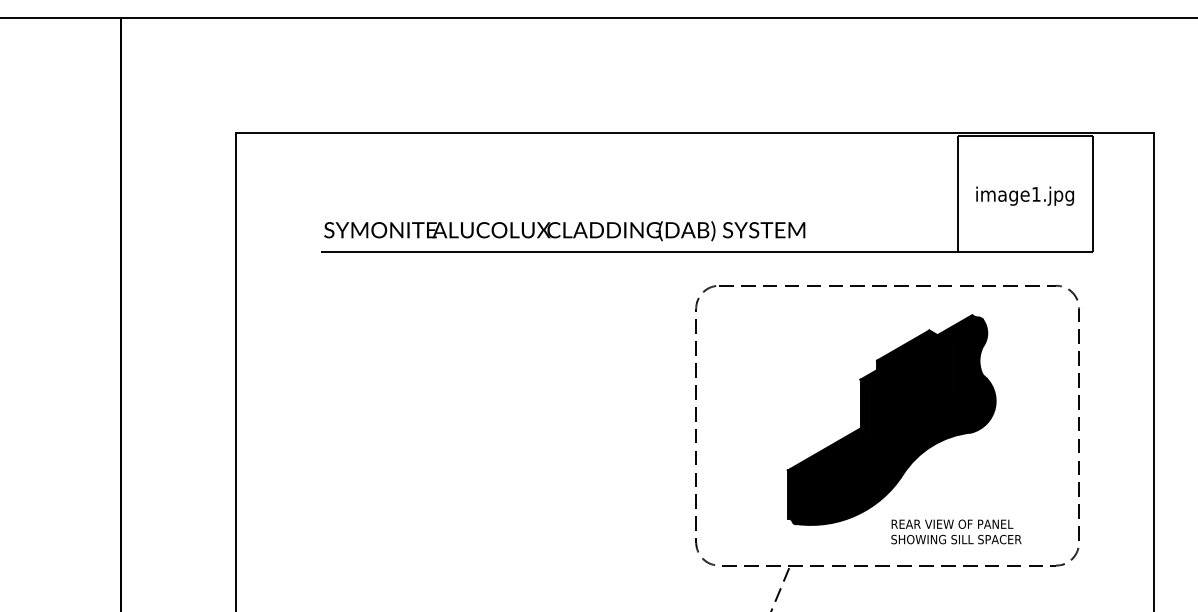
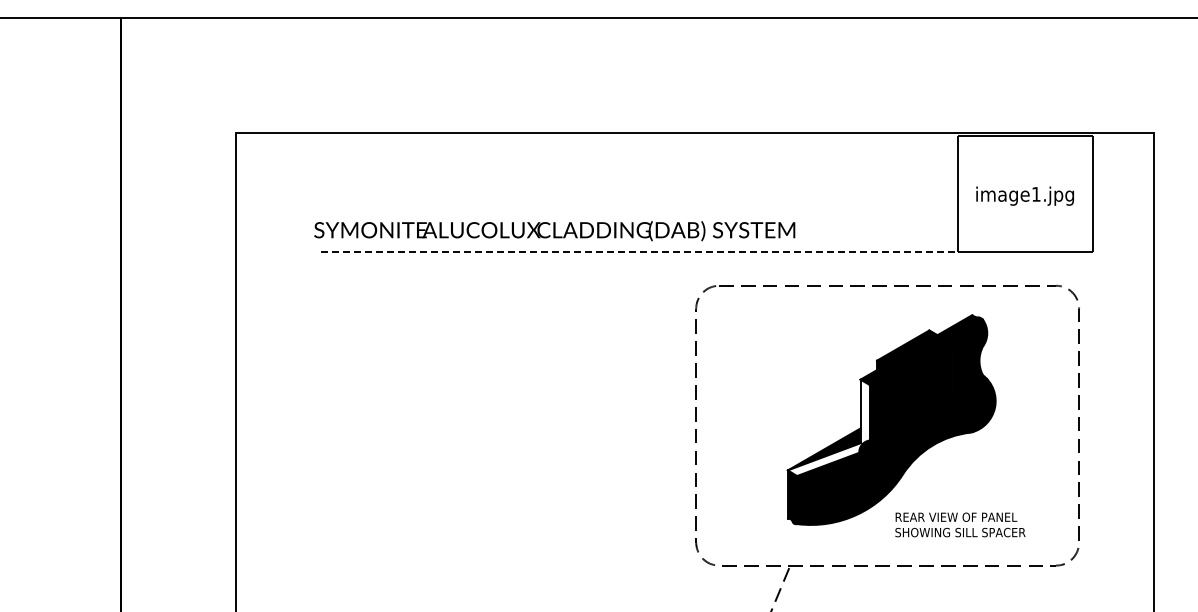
text position: (564, 231) -> (554, 231) (554, 231)
line: solid -> dashed (640, 252)
fill: present -> none (828, 427)
text position: (956, 531) -> (960, 524) (960, 524)
